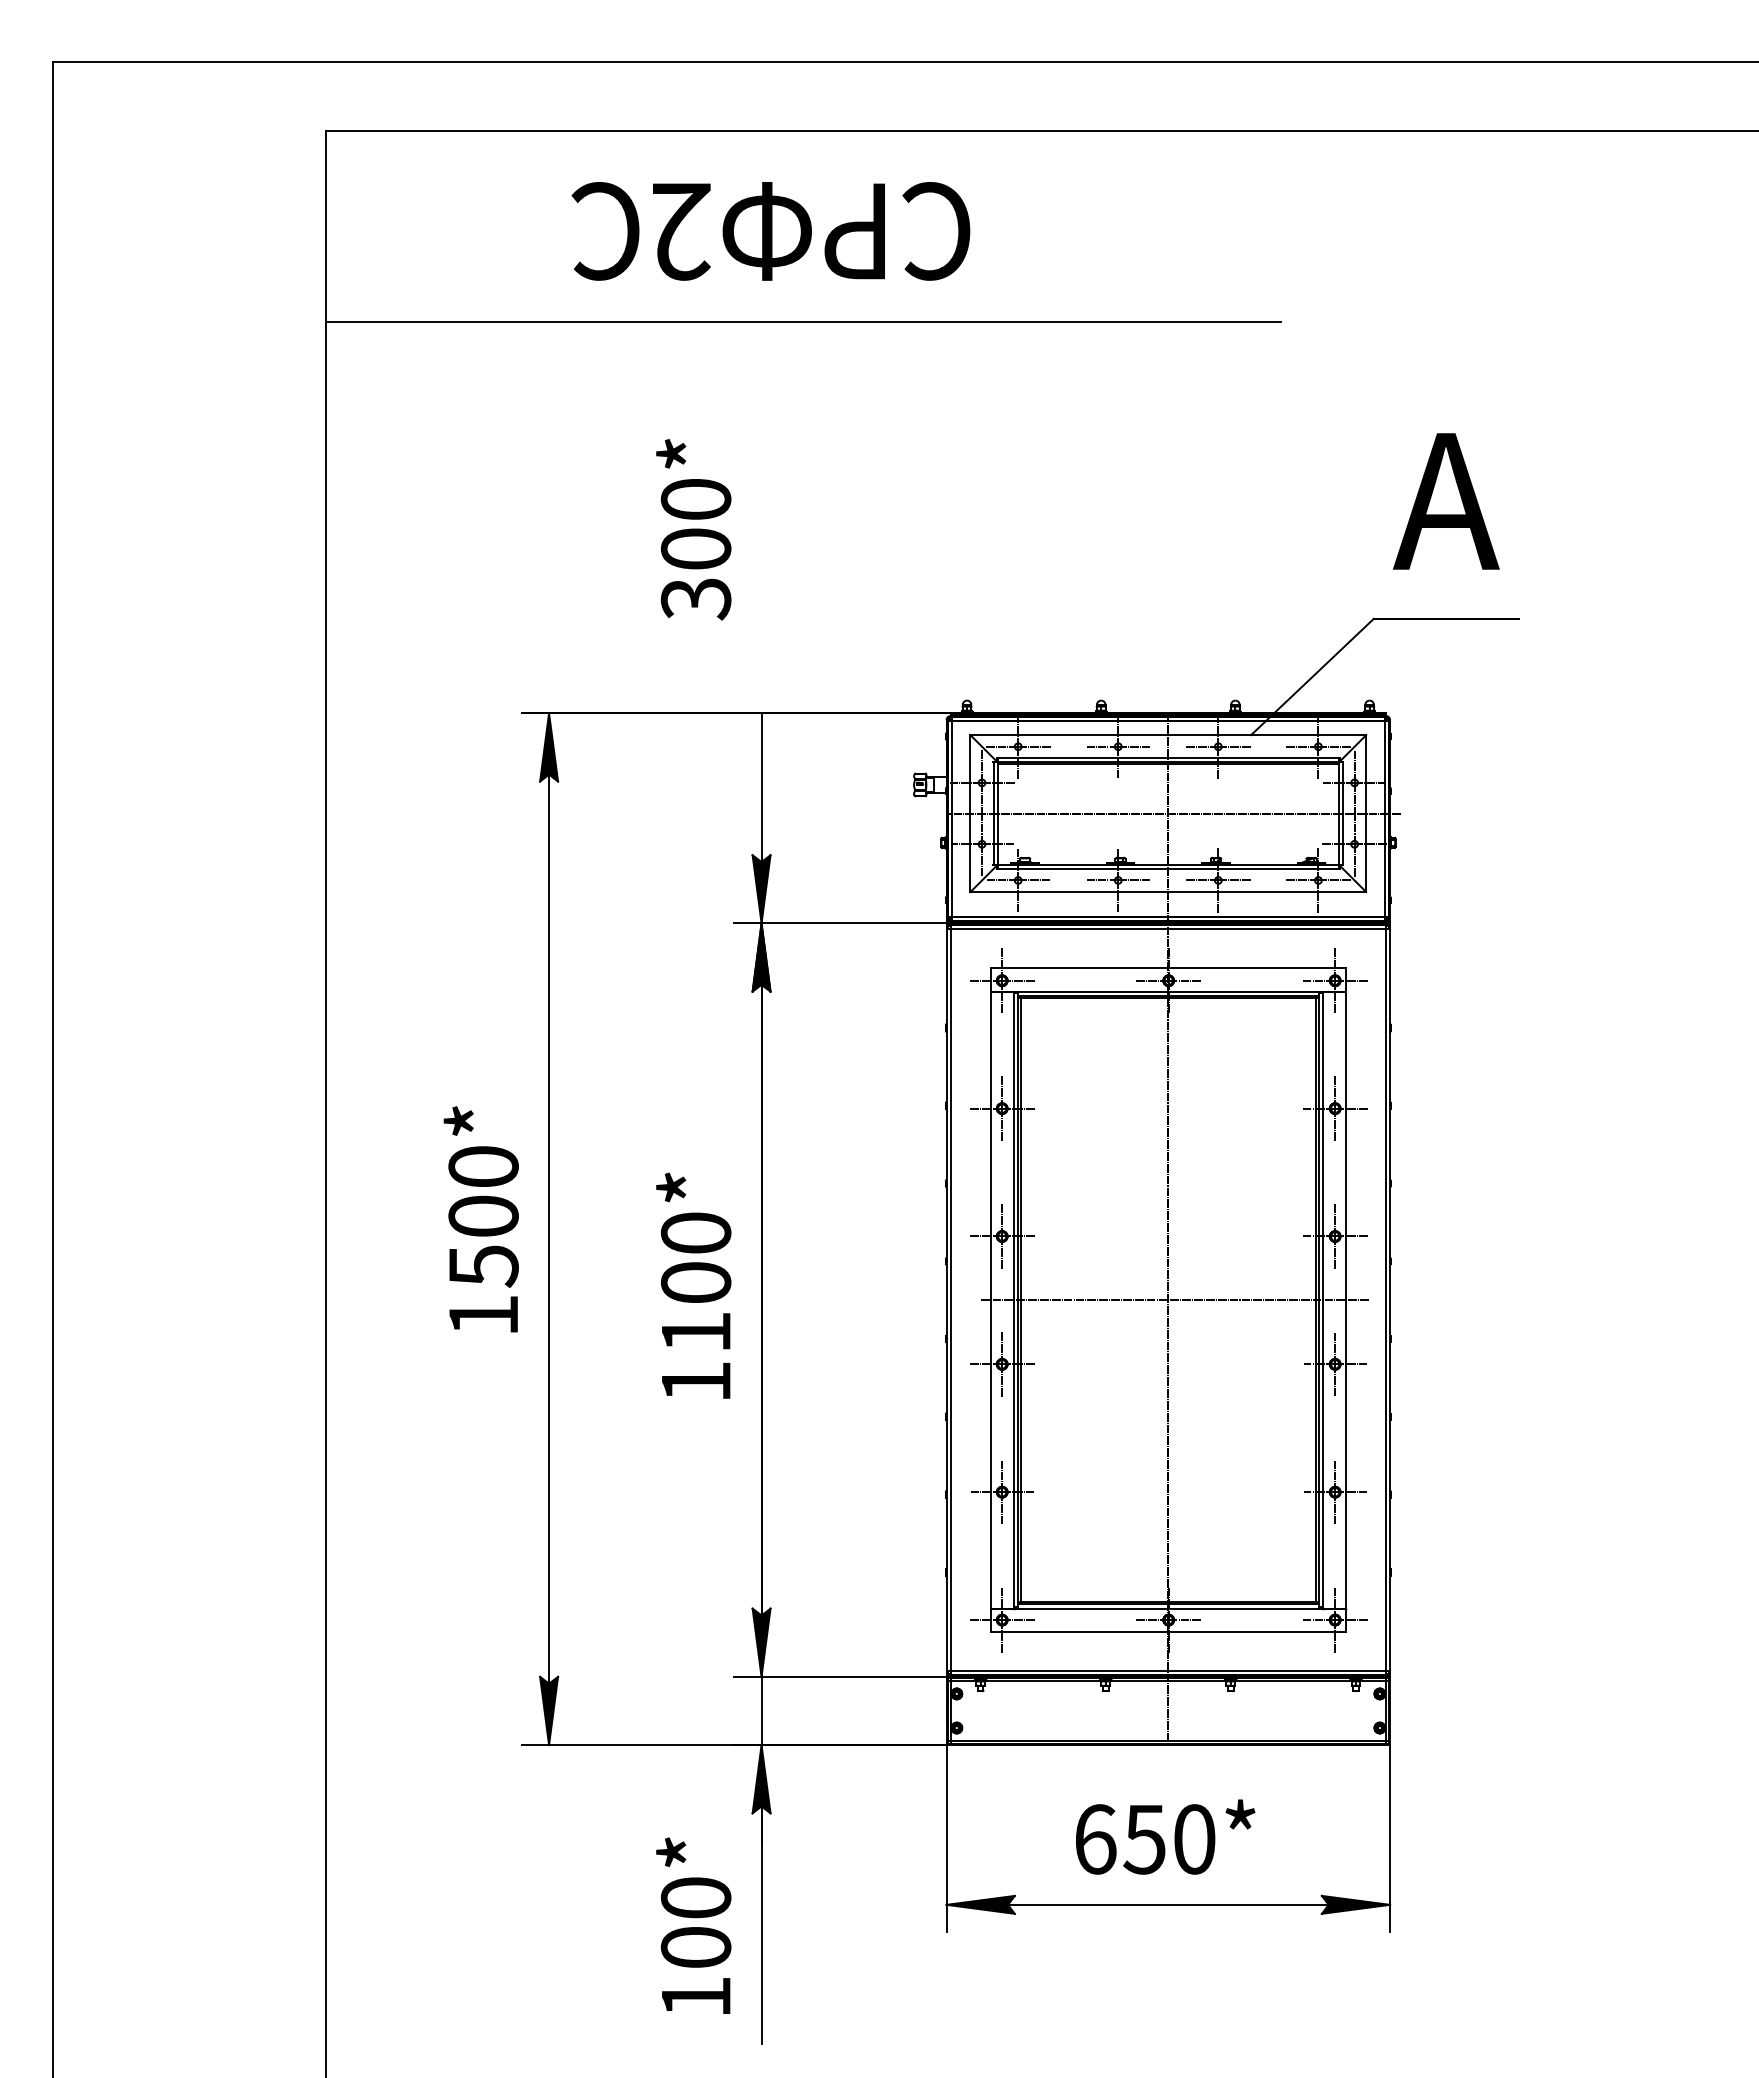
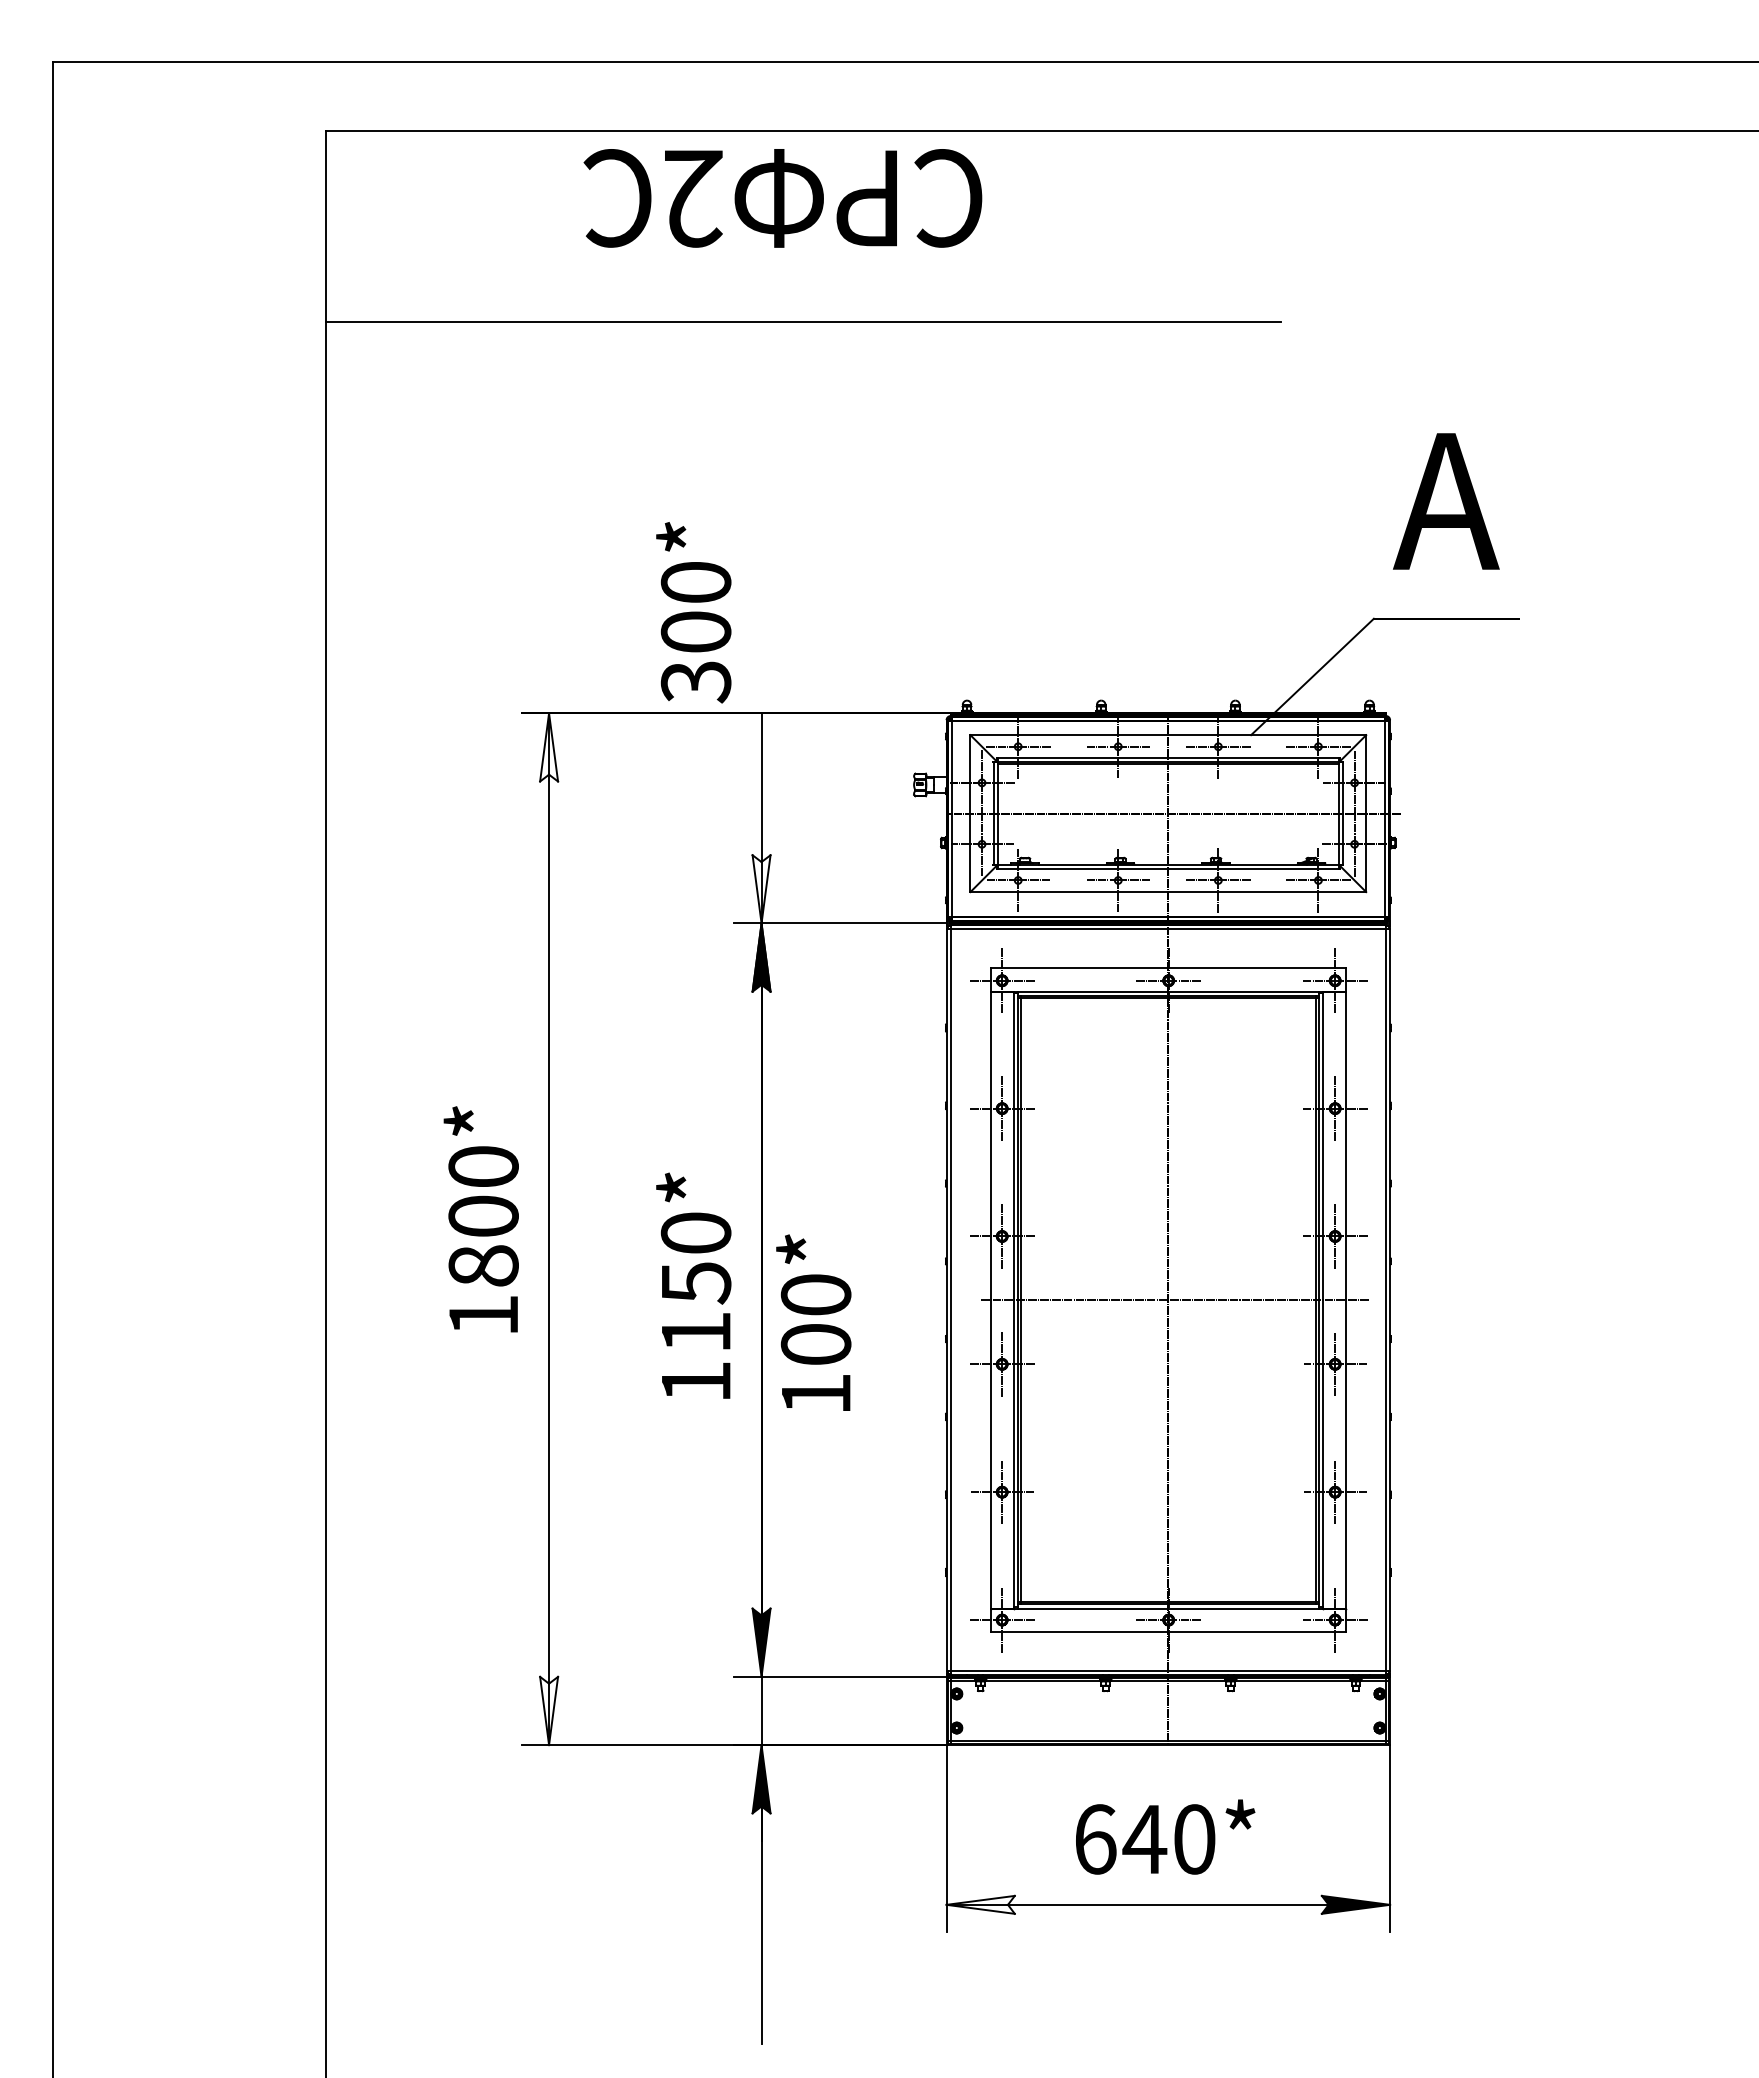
text position: (770, 231) -> (782, 198) (782, 198)
text position: (693, 529) -> (693, 612) (693, 612)
fill: present -> none (549, 747)
fill: present -> none (761, 889)
text: 1500* -> 1800* (483, 1266)
text: 1100* -> 1150* (695, 1283)
fill: present -> none (549, 1710)
text: 650* -> 640* (1144, 1839)
fill: present -> none (980, 1904)
text position: (693, 1925) -> (813, 1322) (813, 1322)
